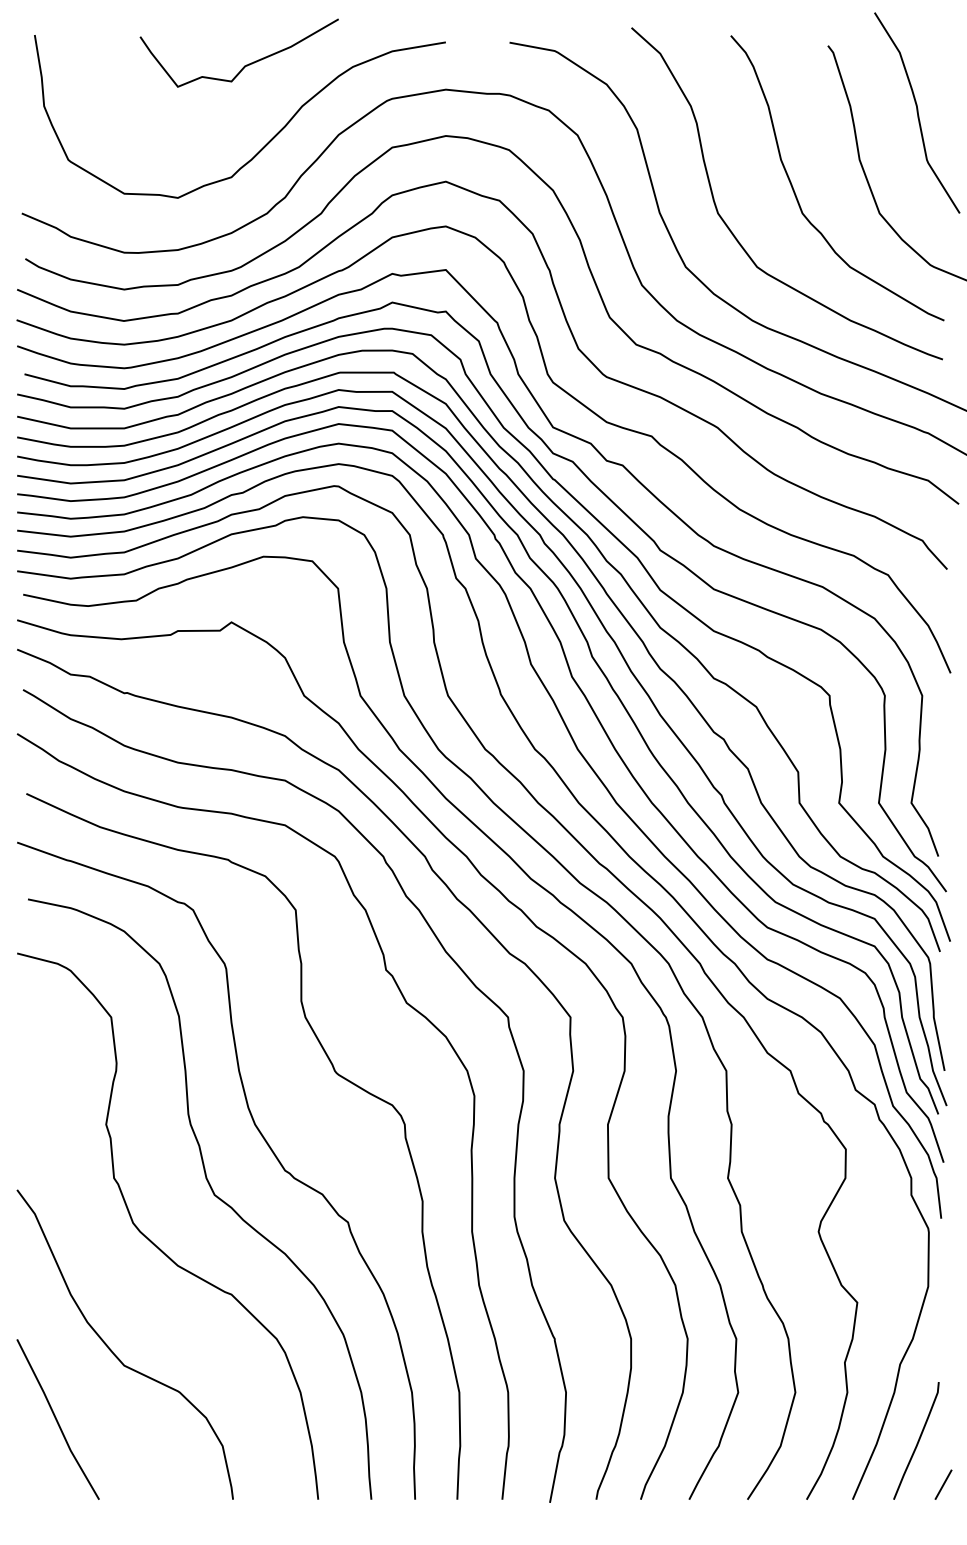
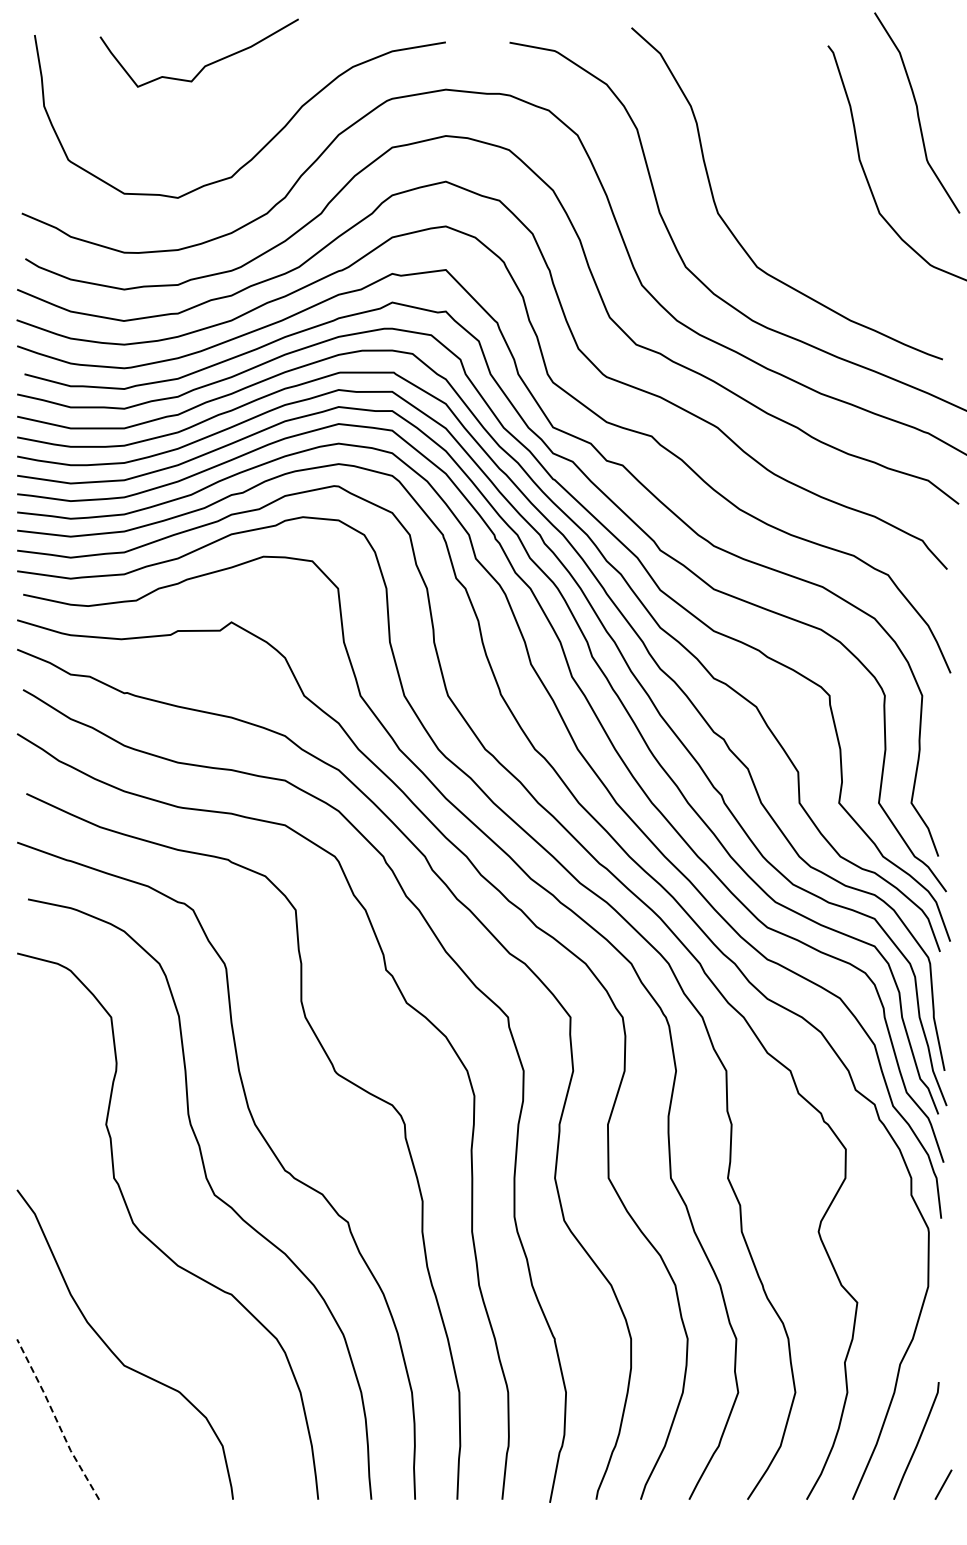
curve position: (244, 65) -> (204, 65) (204, 65)
curve: present -> none (796, 194)
line: solid -> dashed (56, 1420)
